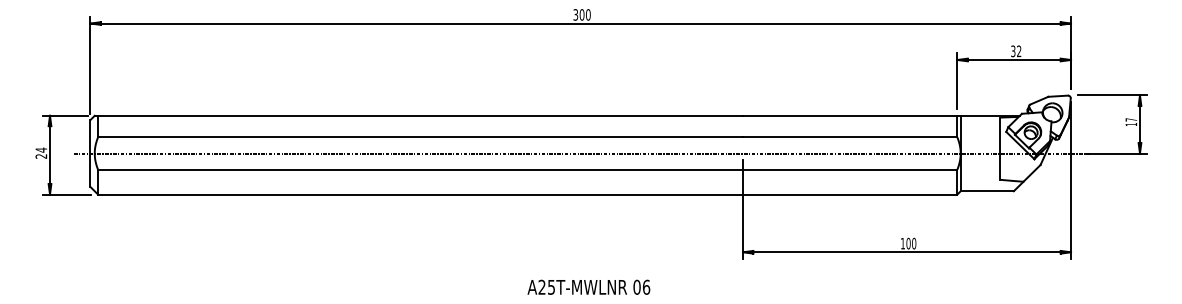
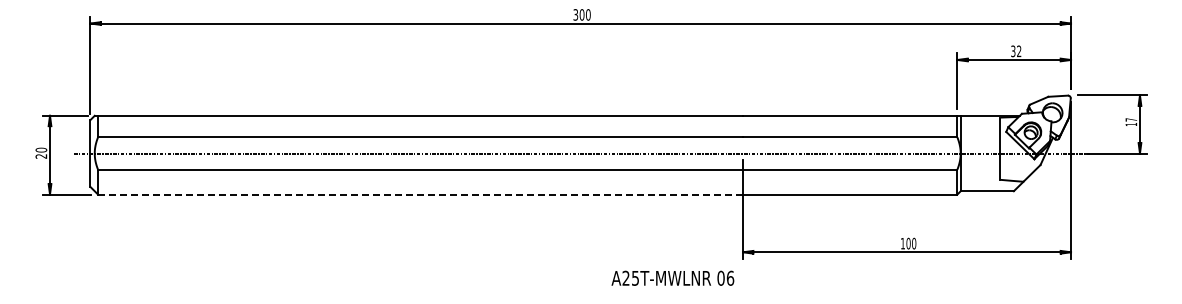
text: 24 -> 20 (41, 149)
line: solid -> dashed (421, 194)
text position: (588, 286) -> (672, 277) (672, 277)
